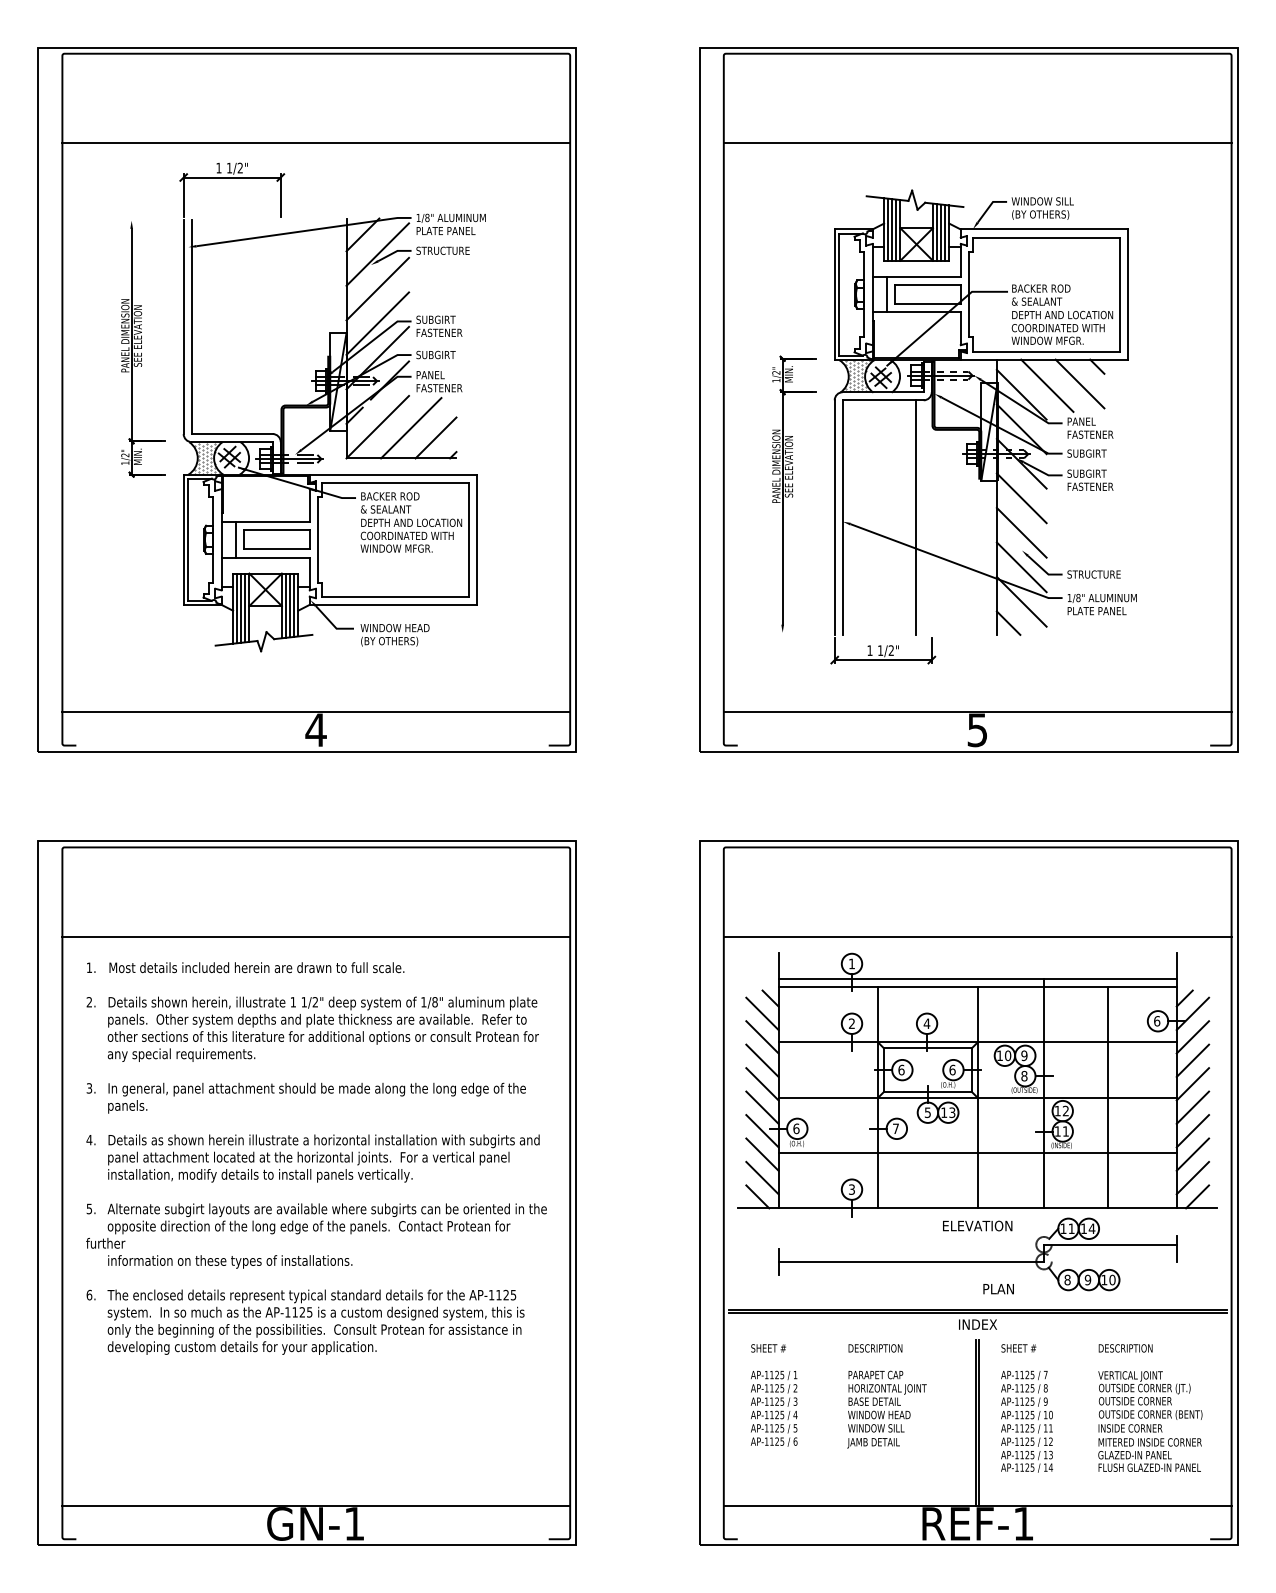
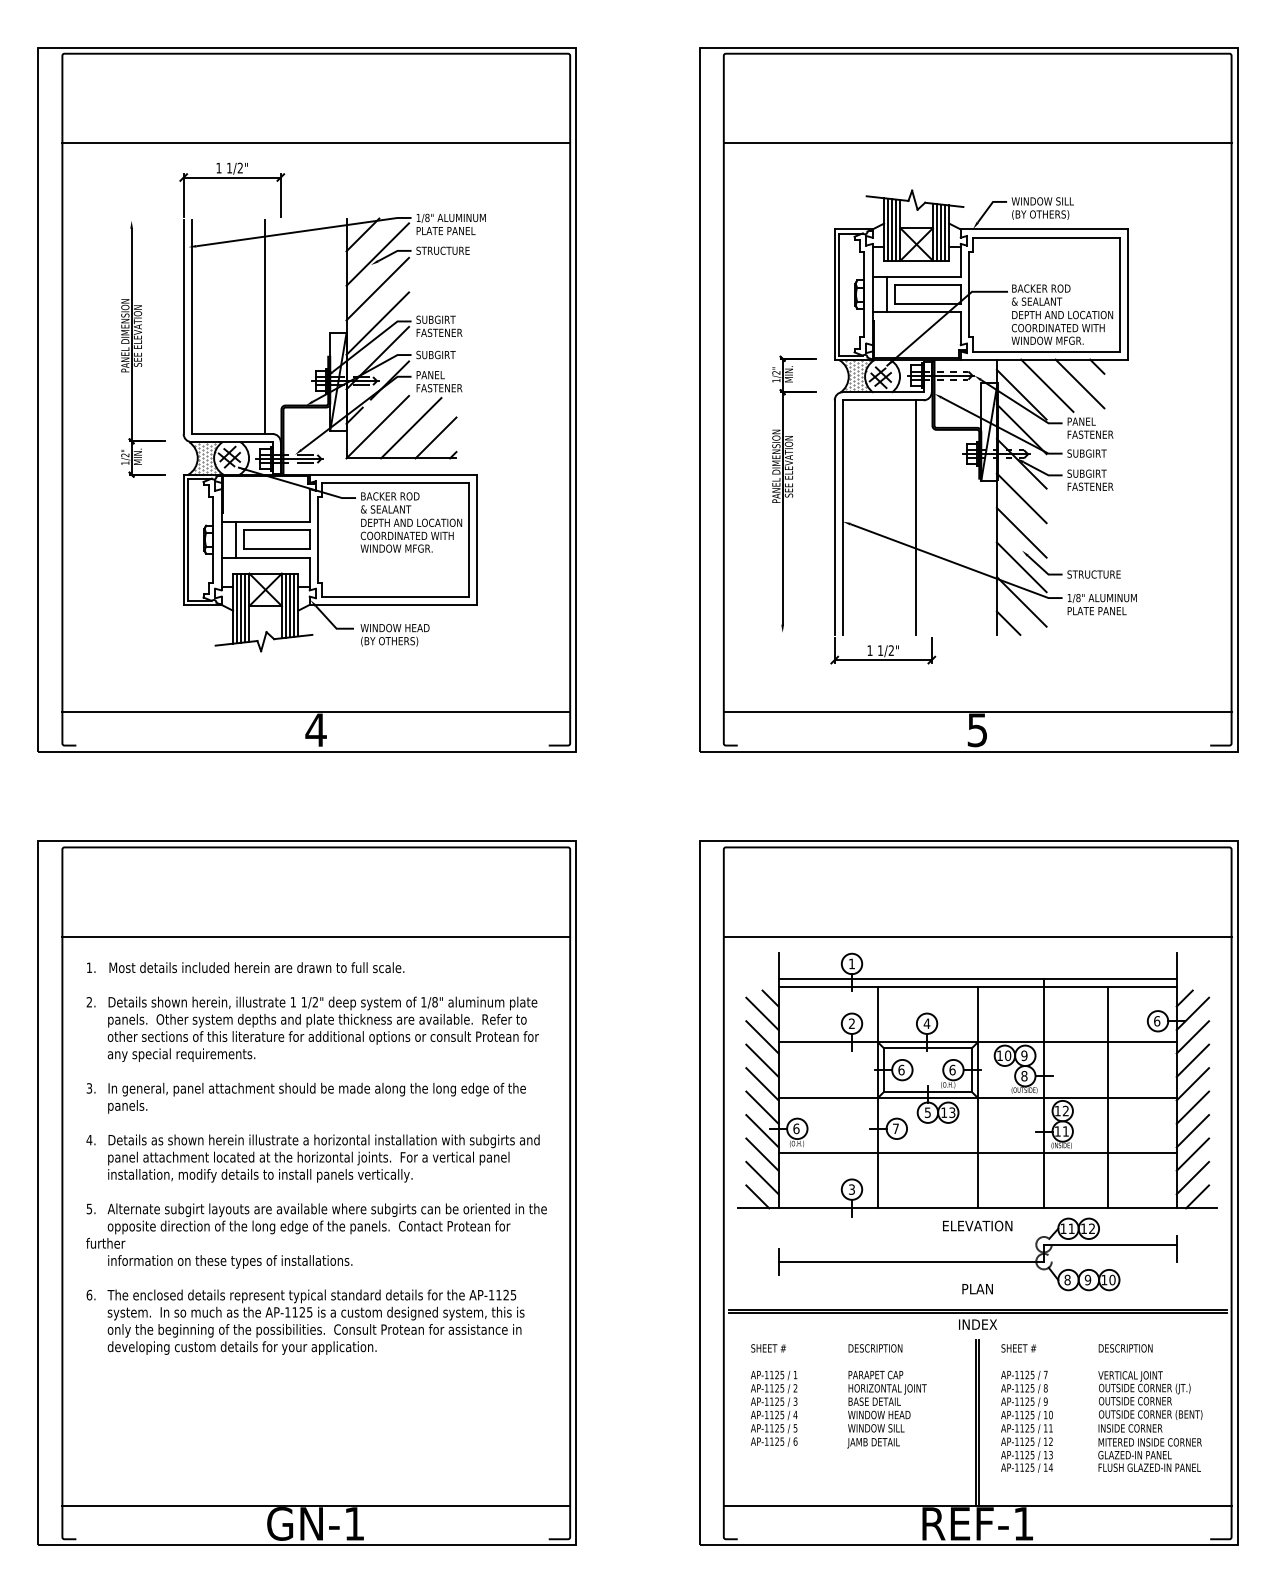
line: none -> present (264, 327)
text: 14 -> 12 (1091, 1228)
text position: (998, 1289) -> (977, 1289) (977, 1289)
